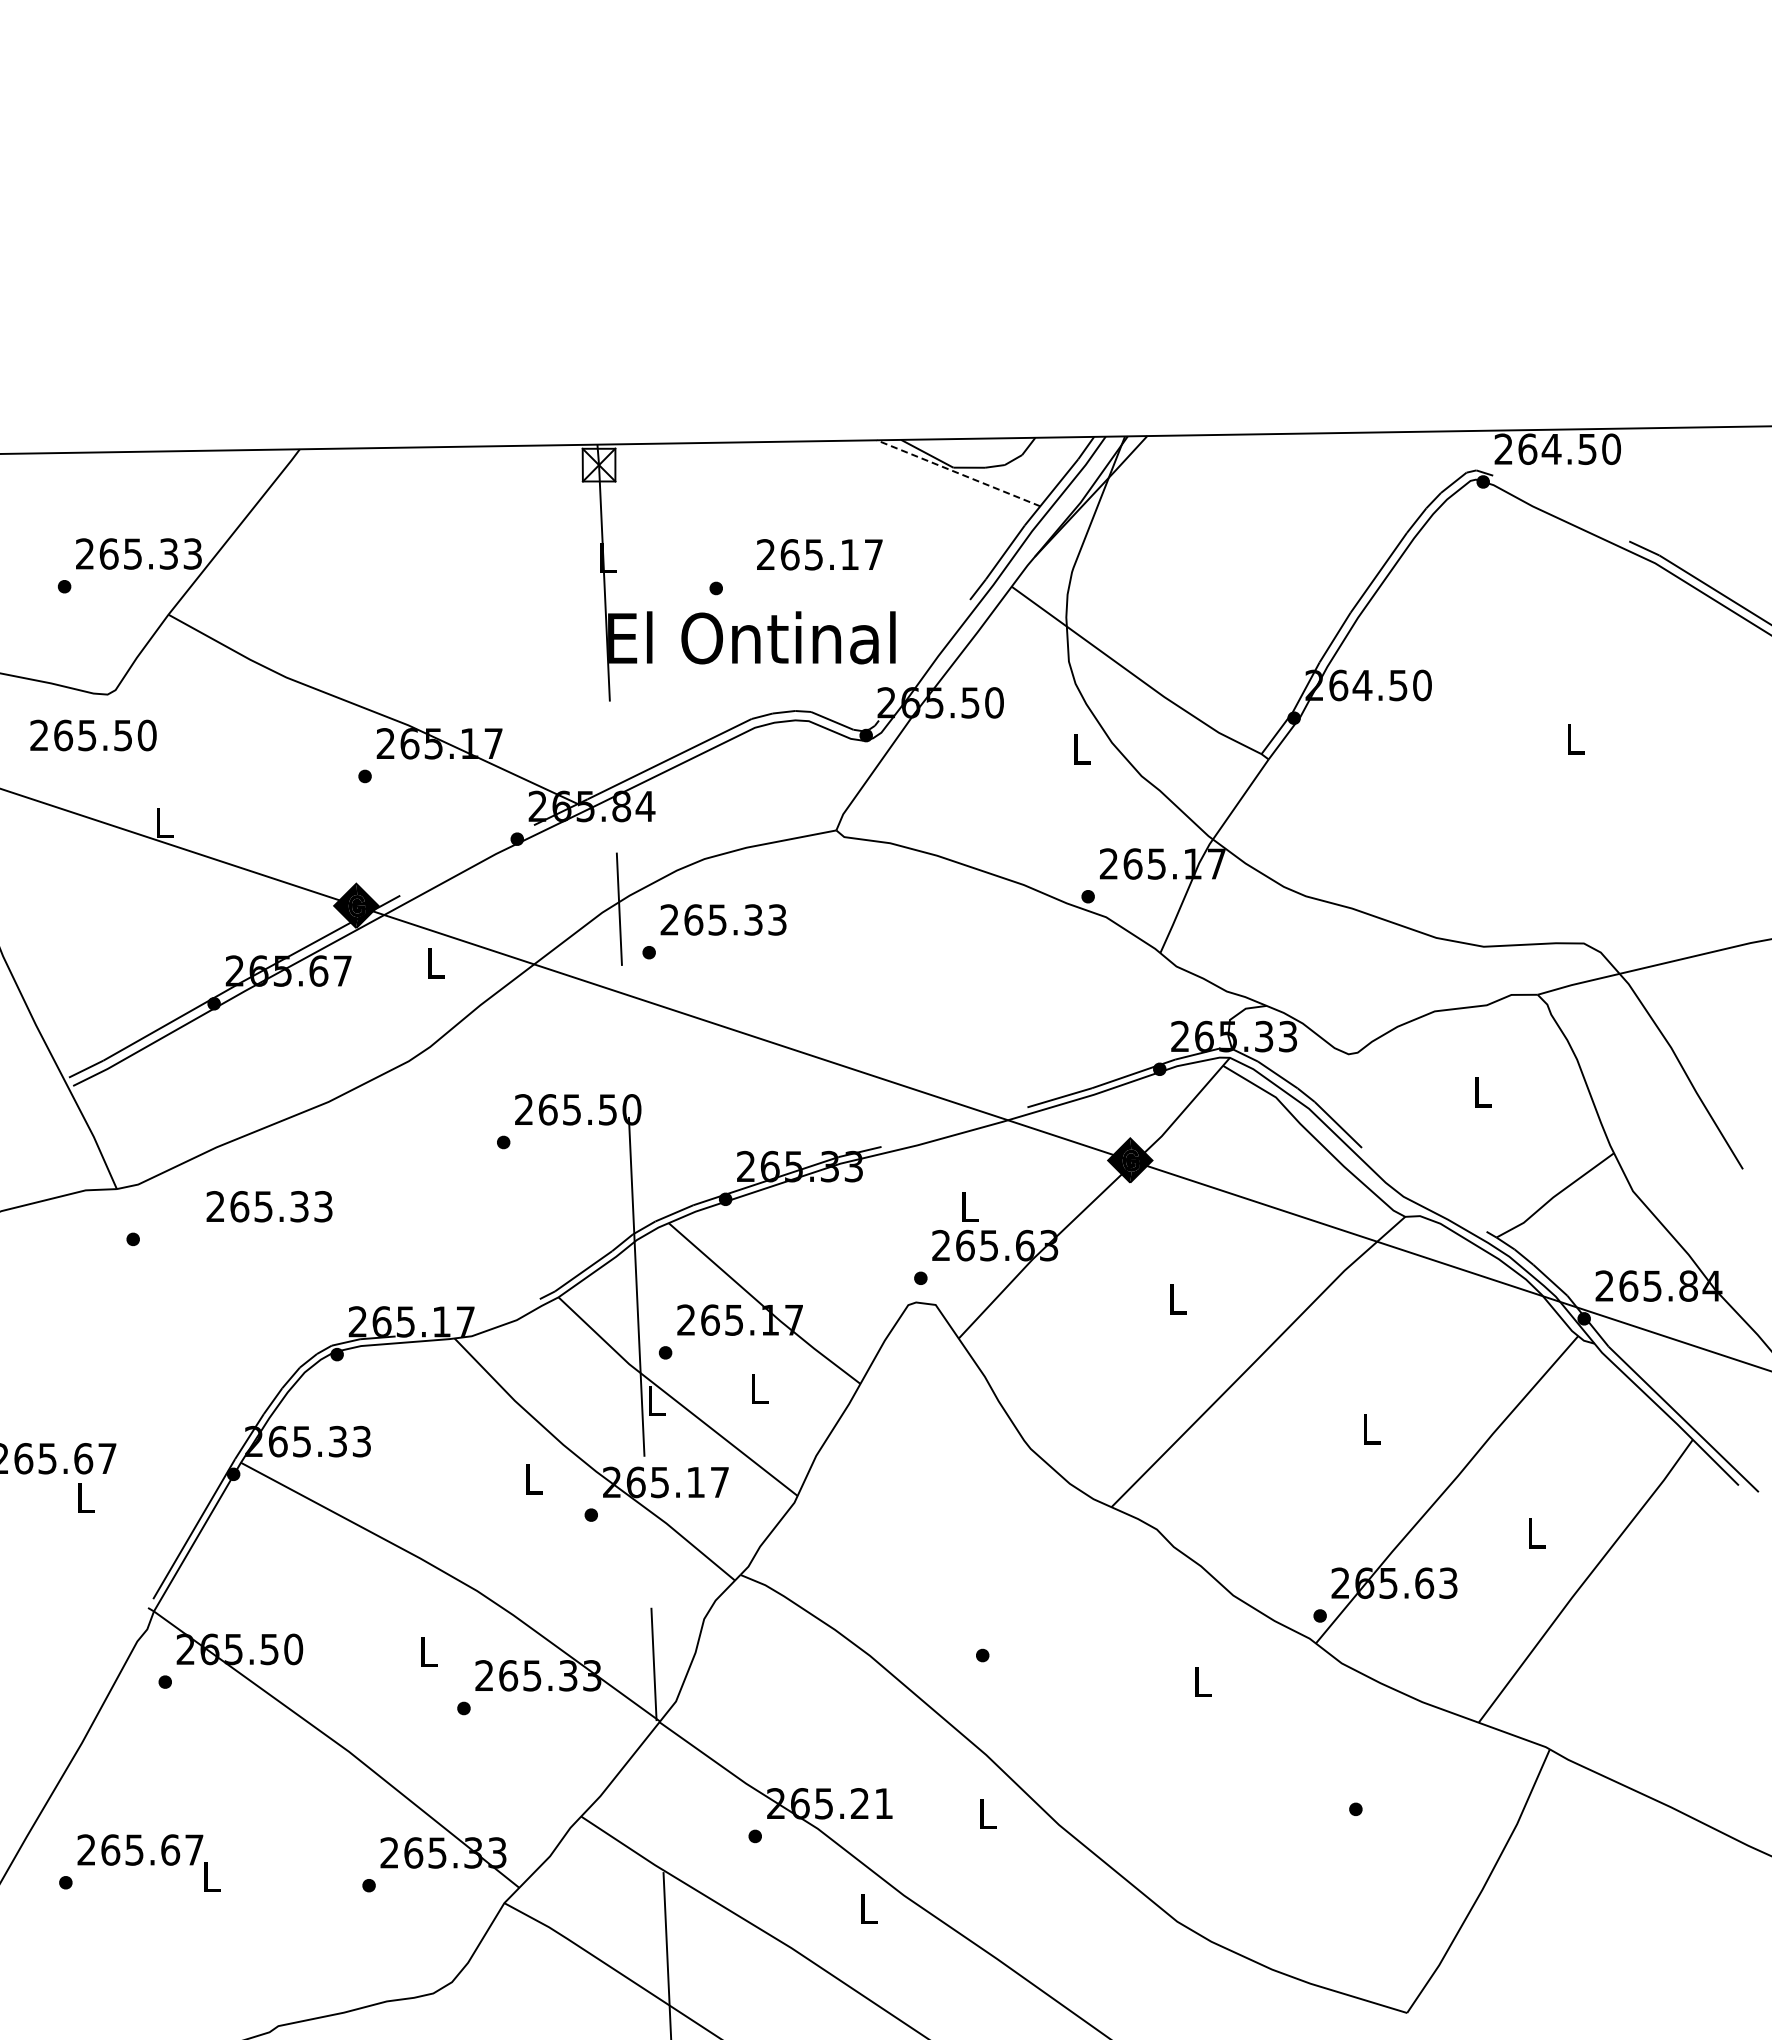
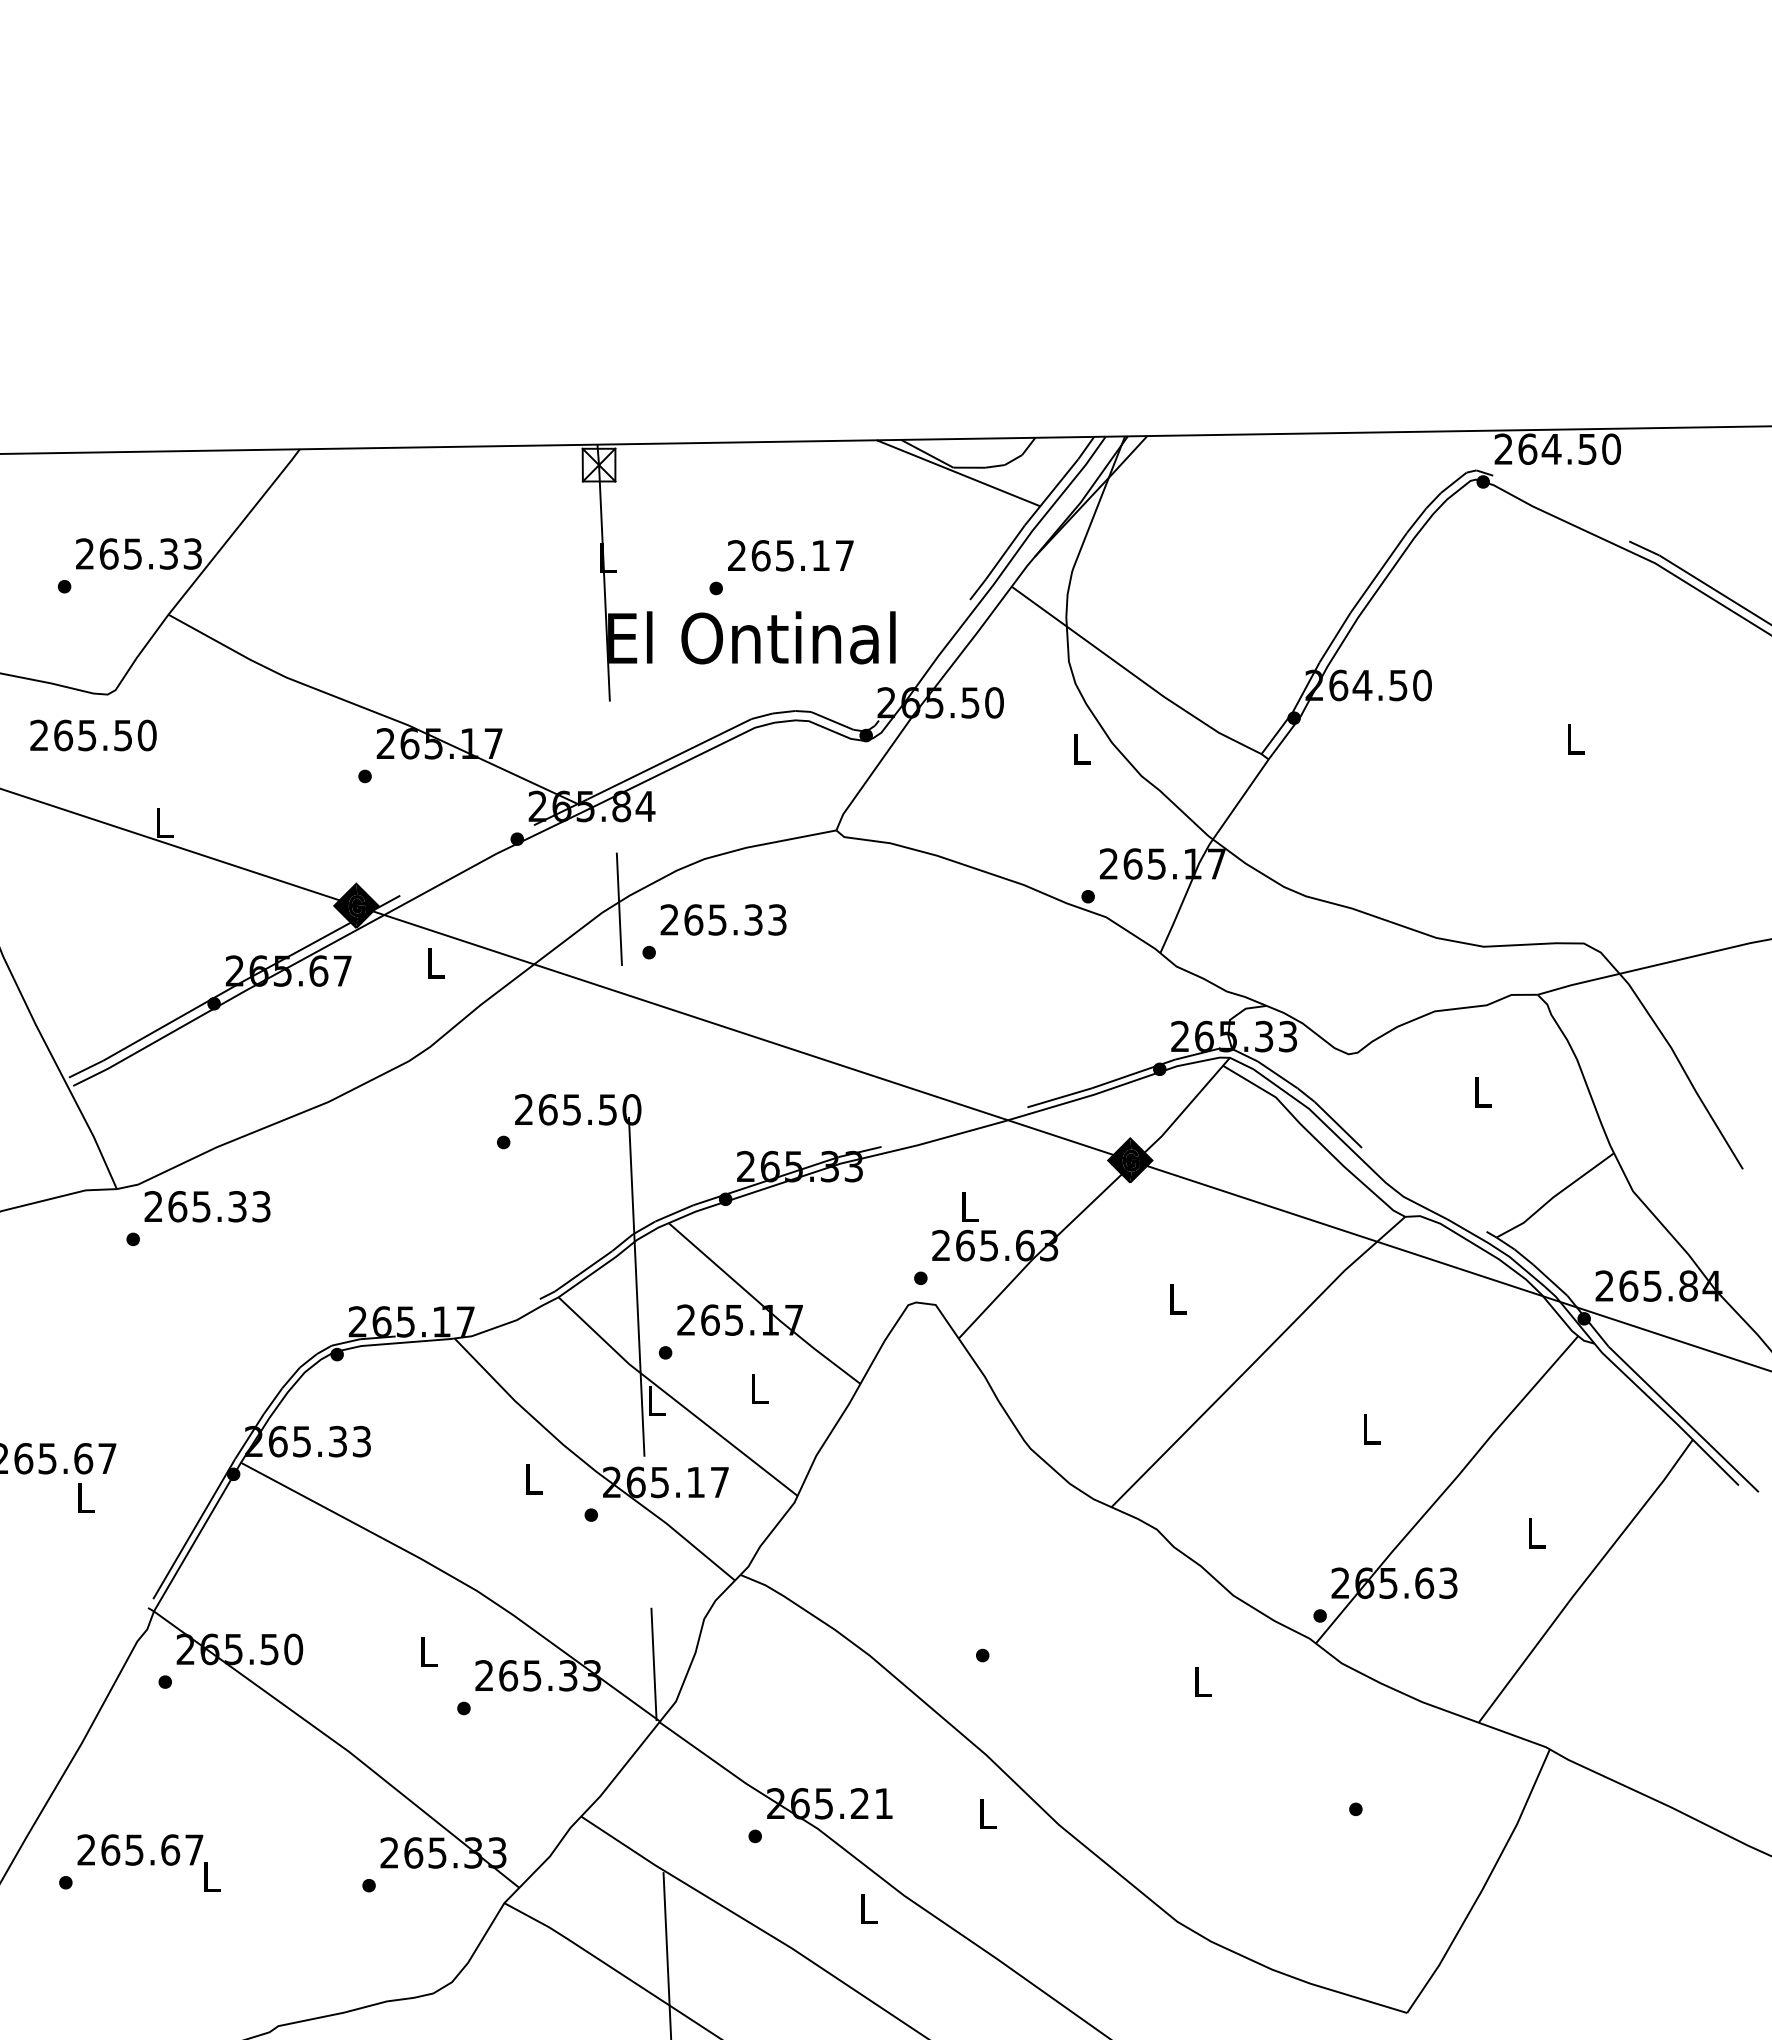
line: dashed -> solid (958, 473)
text position: (819, 554) -> (790, 555) (790, 555)
text position: (269, 1206) -> (207, 1206) (207, 1206)
